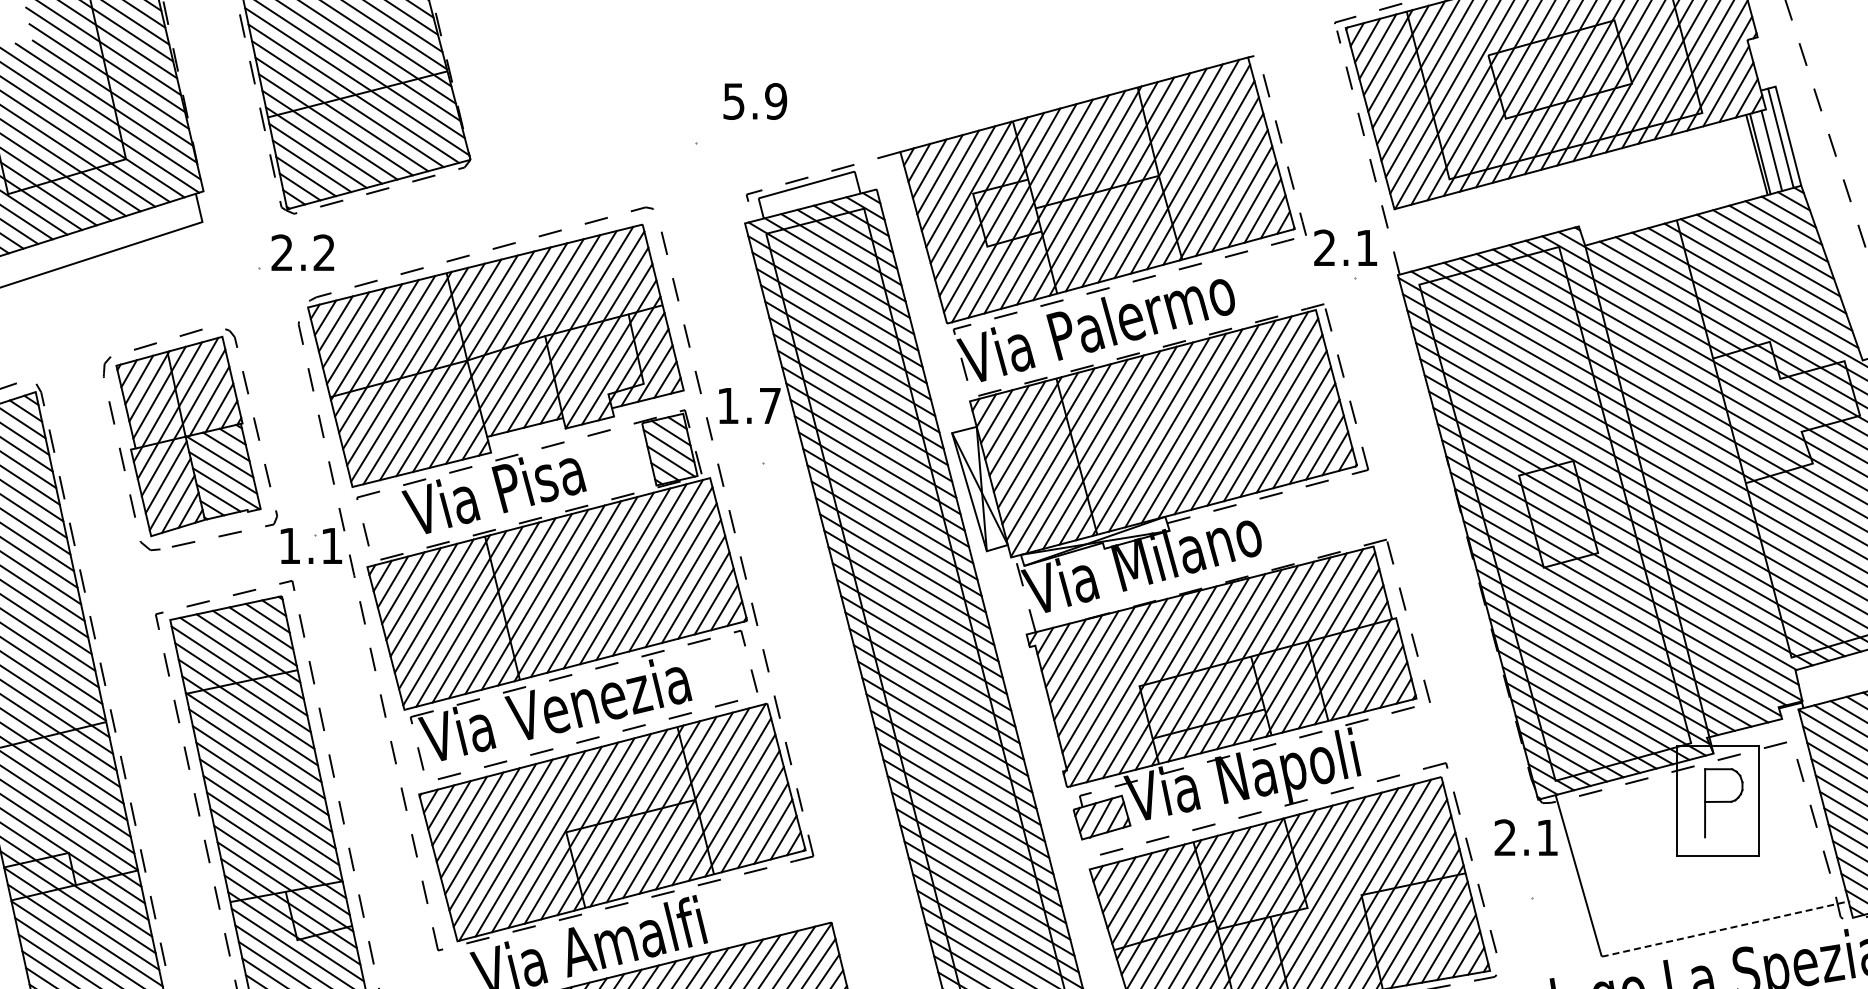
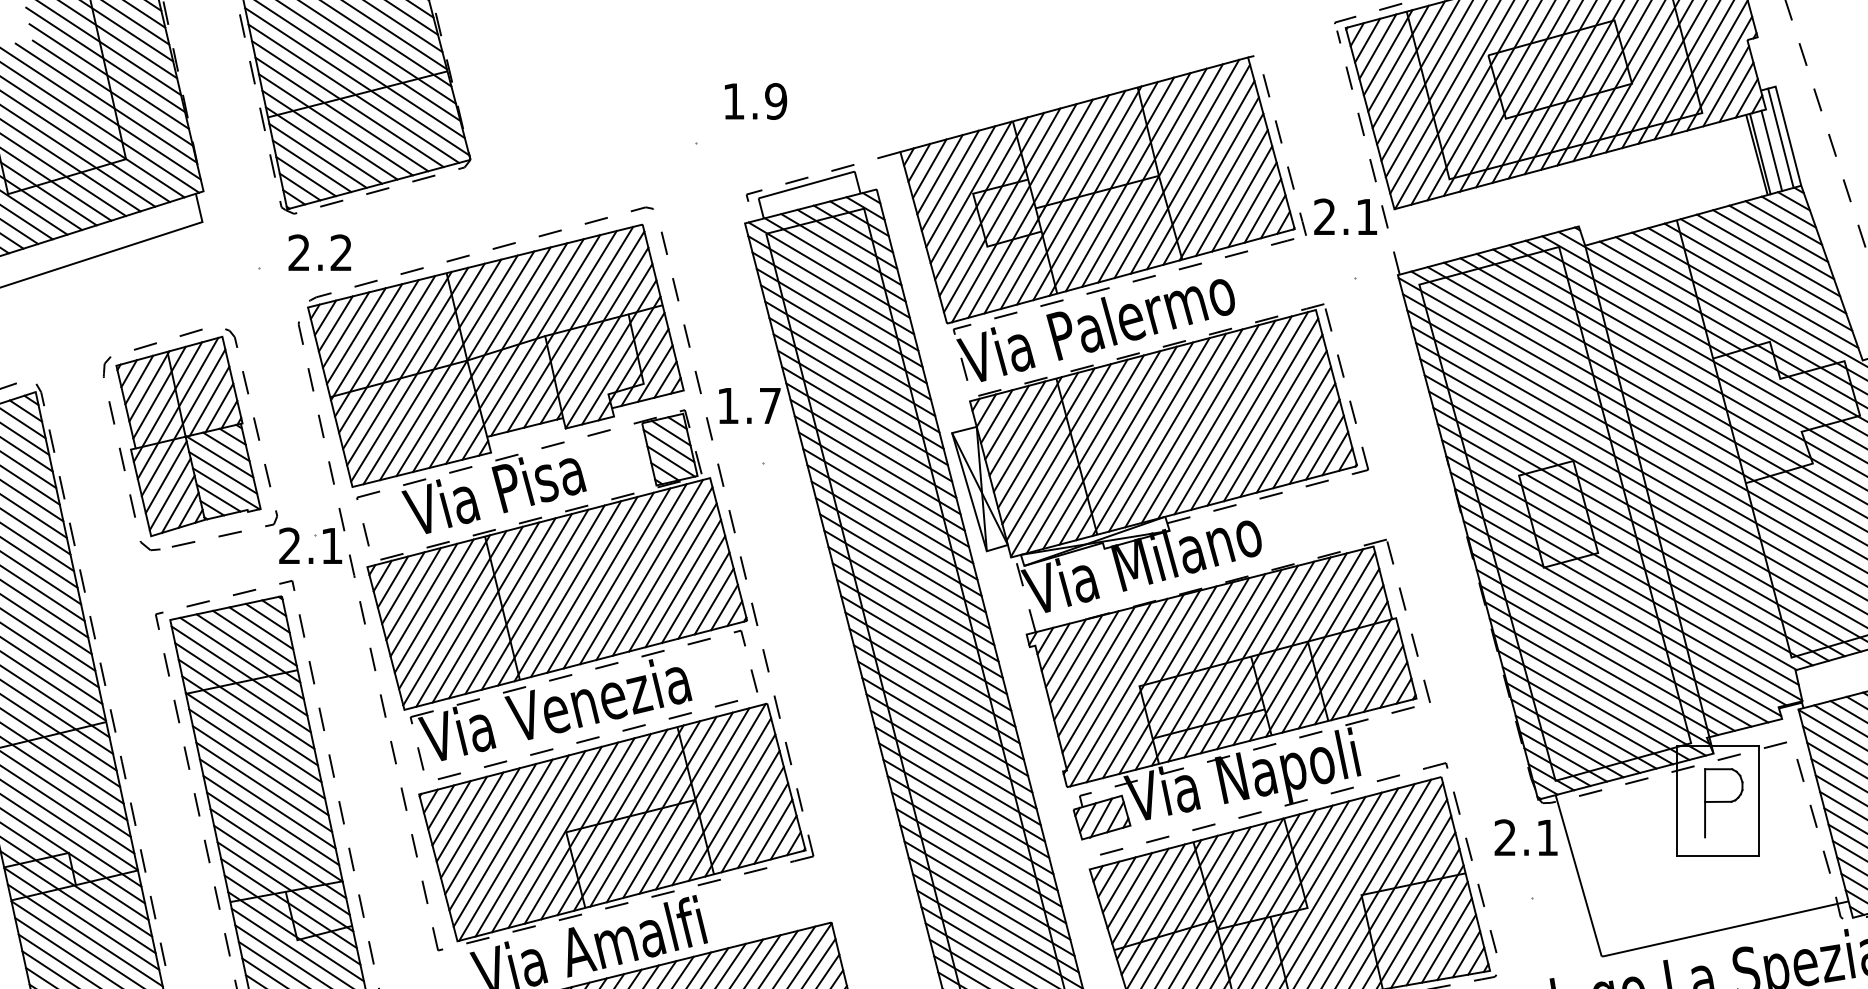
text: 5.9 -> 1.9 (733, 101)
text position: (1345, 247) -> (1345, 216) (1345, 216)
text position: (302, 252) -> (319, 252) (319, 252)
text: 1.1 -> 2.1 (289, 545)
line: dashed -> solid (1725, 928)
